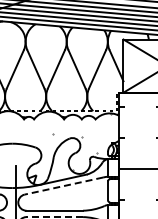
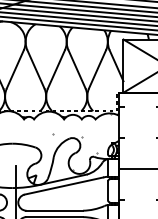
line: dashed -> solid (63, 186)
line: dashed -> solid (54, 217)
